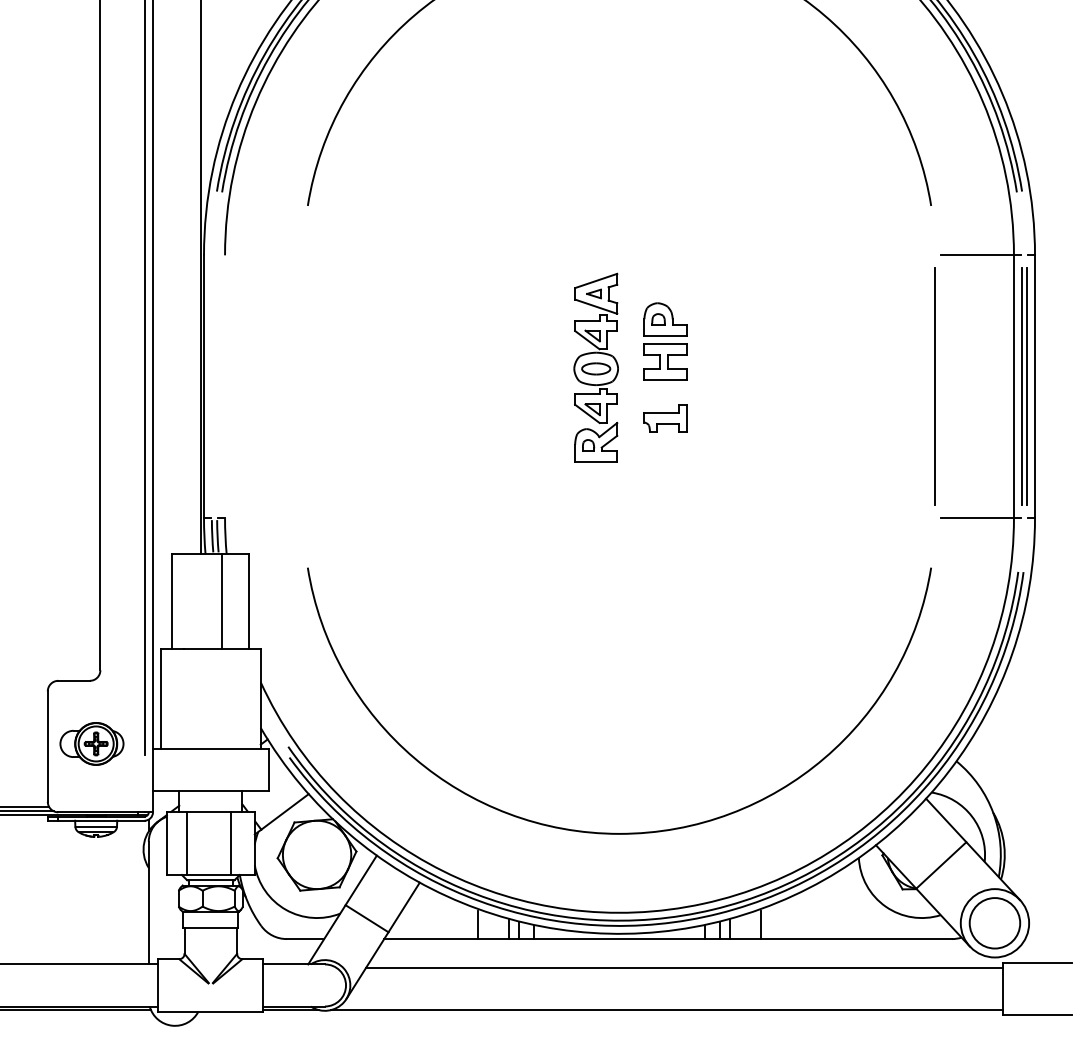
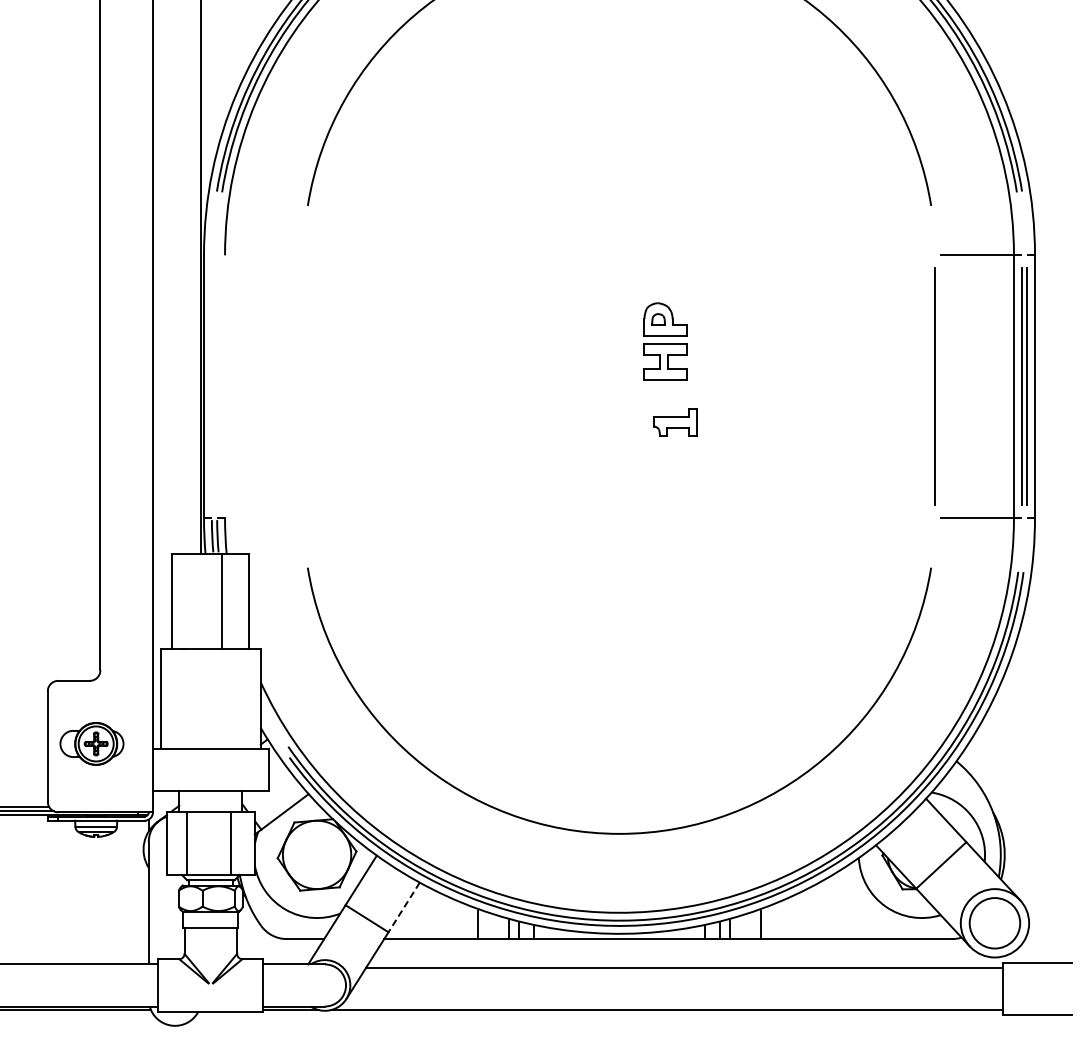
part: present -> none (595, 367)
line: present -> none (144, 378)
part position: (665, 418) -> (675, 422) (675, 422)
line: solid -> dashed (403, 907)
